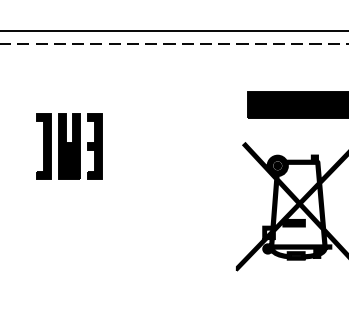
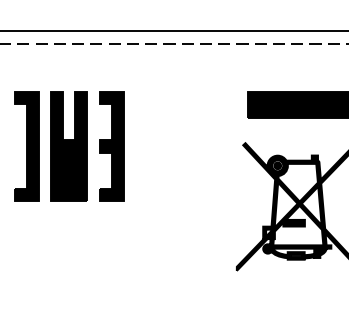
part size: 67x67 px -> 111x111 px (69, 146)
